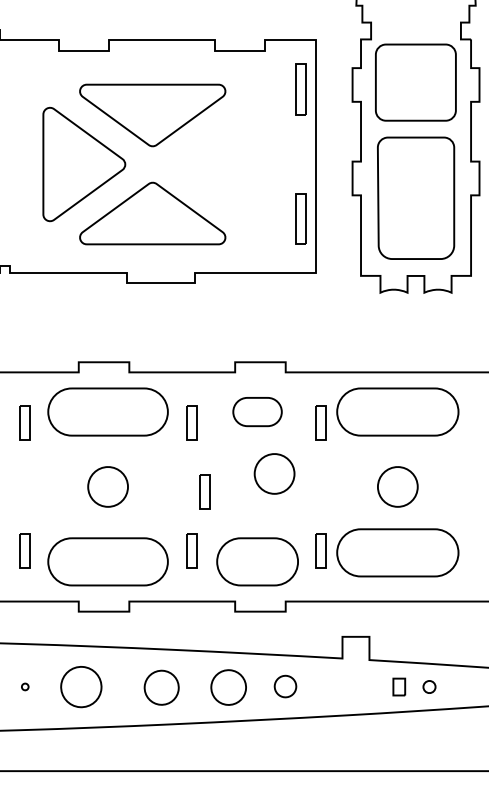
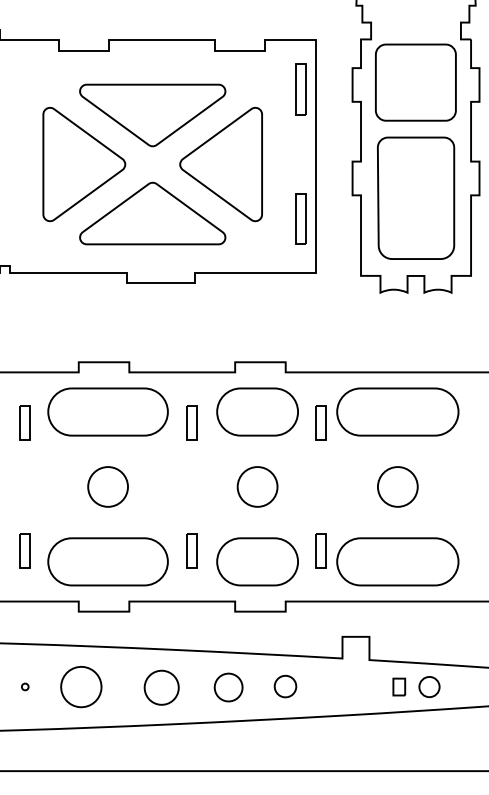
part: none -> present (220, 164)
part size: 51x31 px -> 83x50 px (257, 411)
part position: (274, 473) -> (257, 486) (257, 486)
part: present -> none (204, 491)
part position: (397, 552) -> (397, 561) (397, 561)
part size: 15x14 px -> 23x22 px (429, 686)
part size: 37x37 px -> 31x31 px (228, 687)
